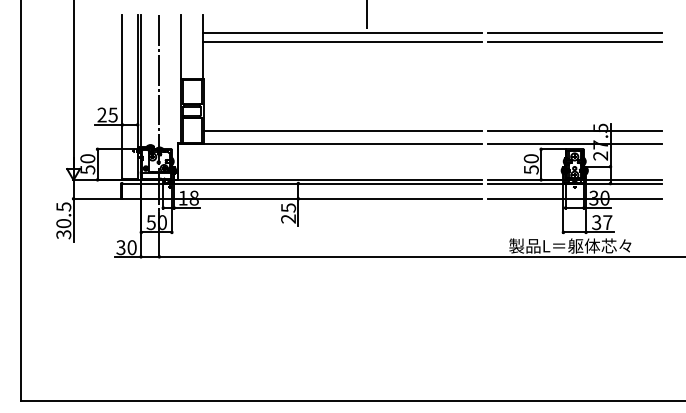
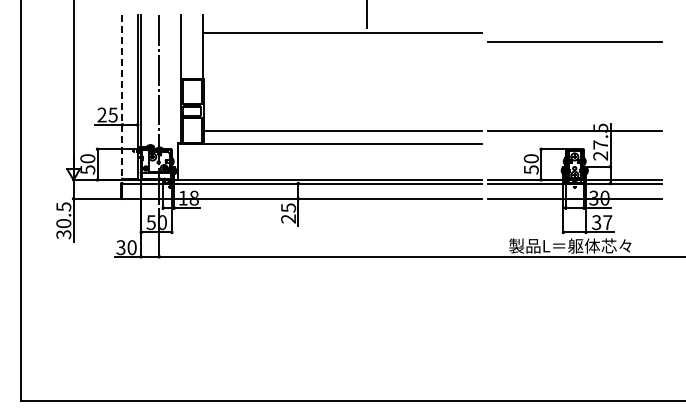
line: present -> none (574, 32)
line: present -> none (342, 42)
line: solid -> dashed (122, 96)
line: present -> none (574, 143)
